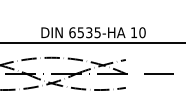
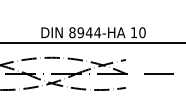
text: 6535-HA -> 8944-HA (85, 32)
